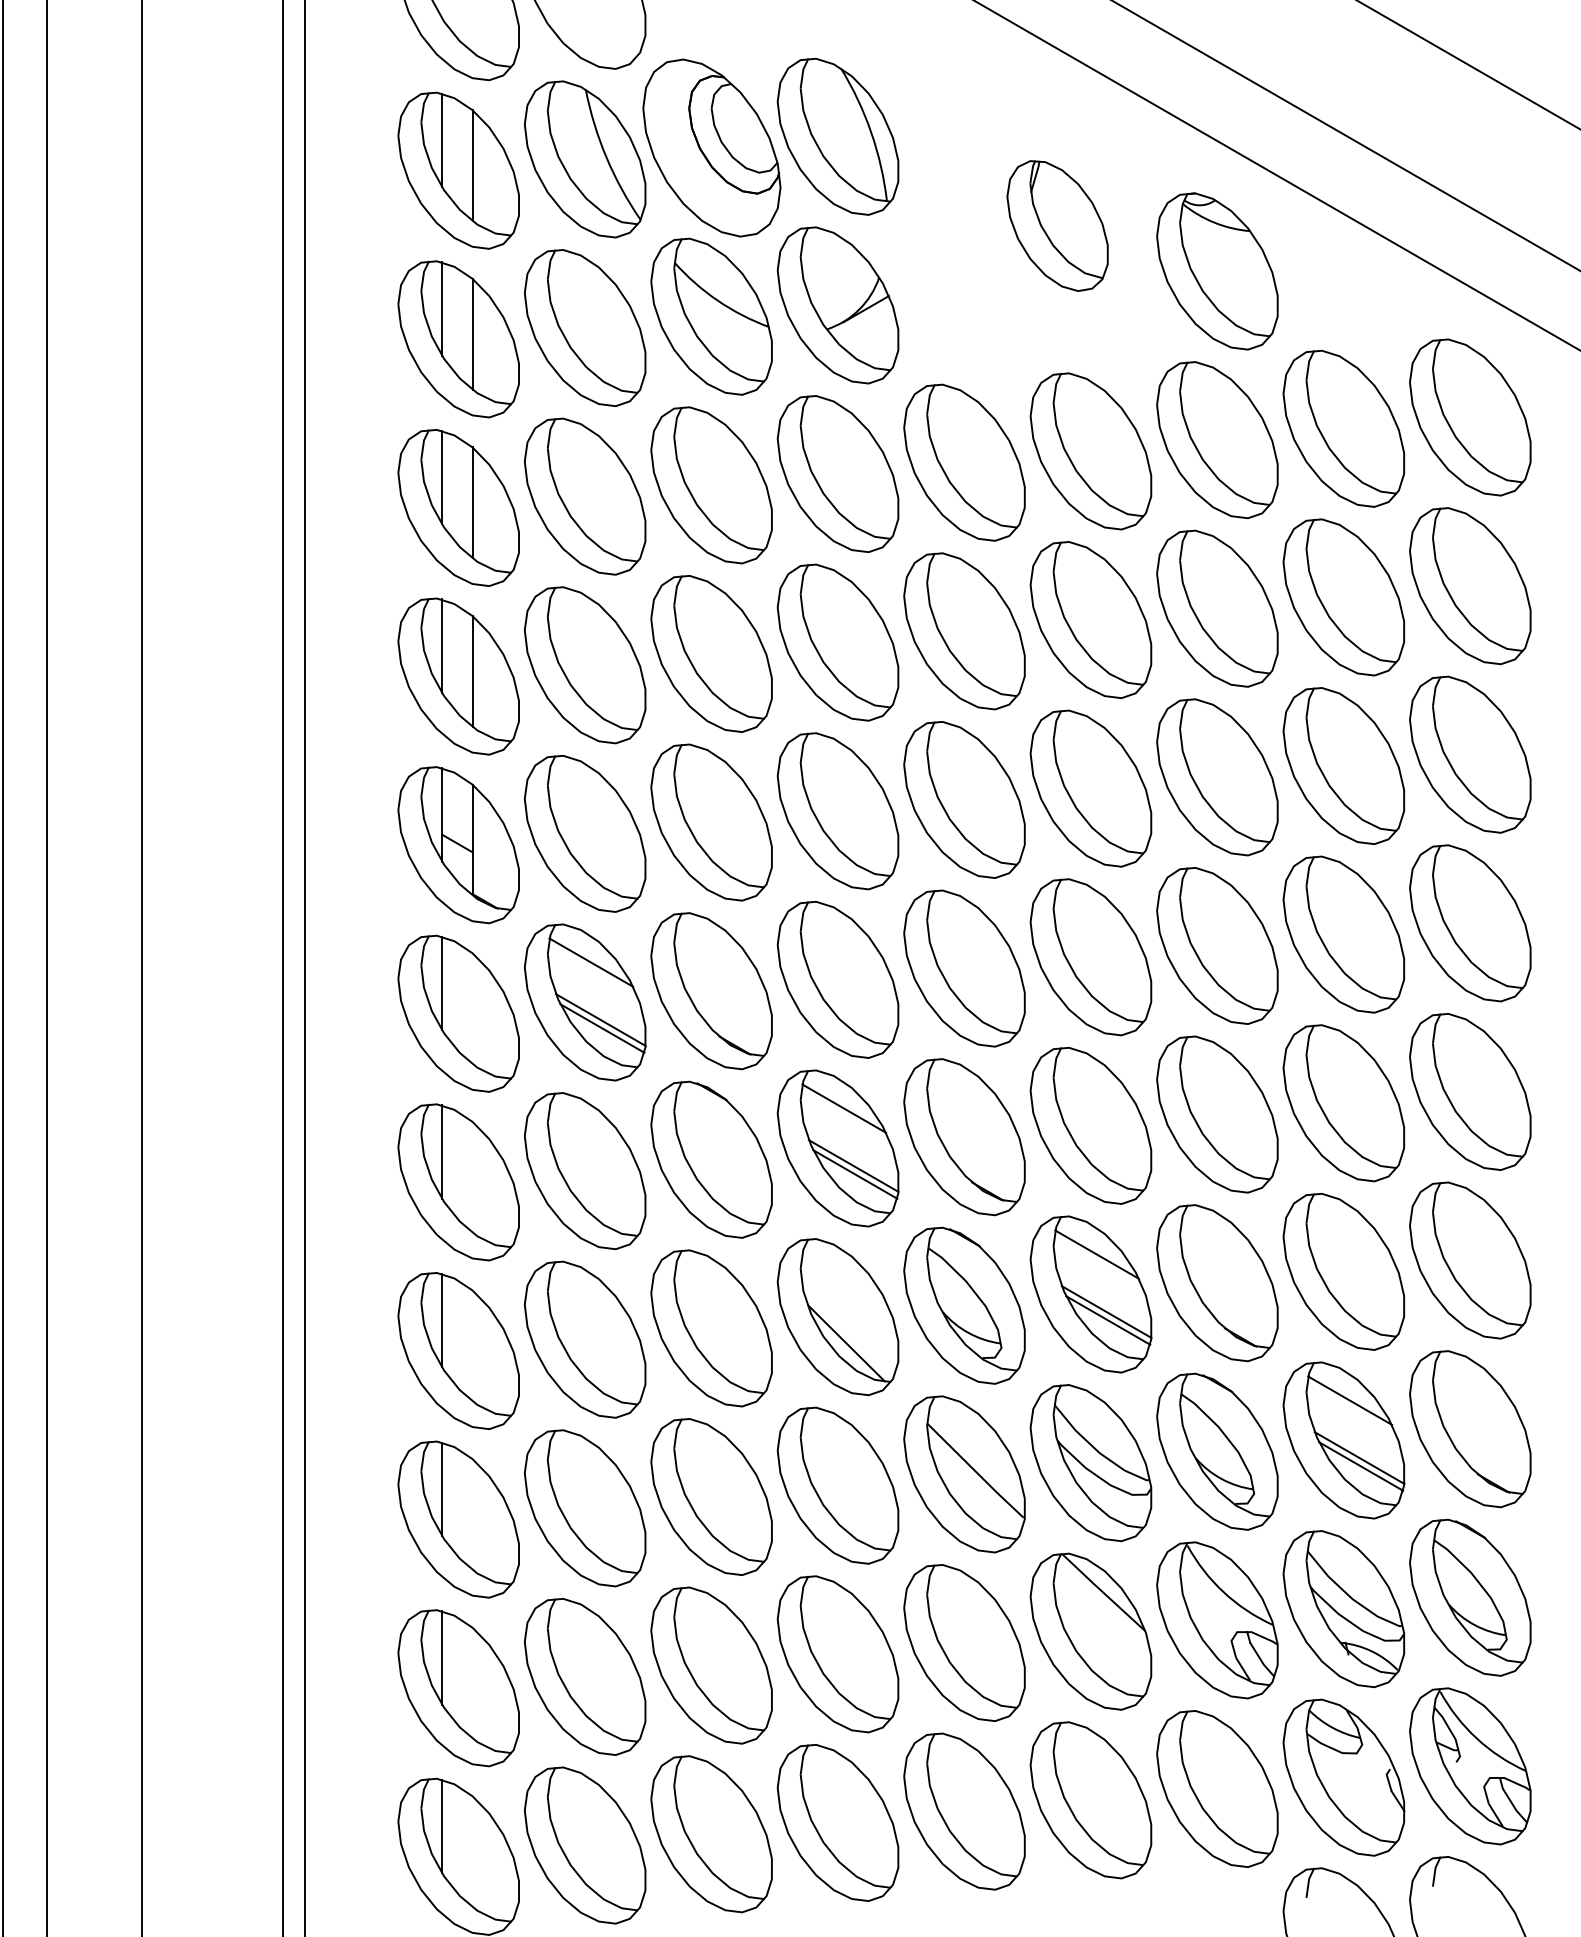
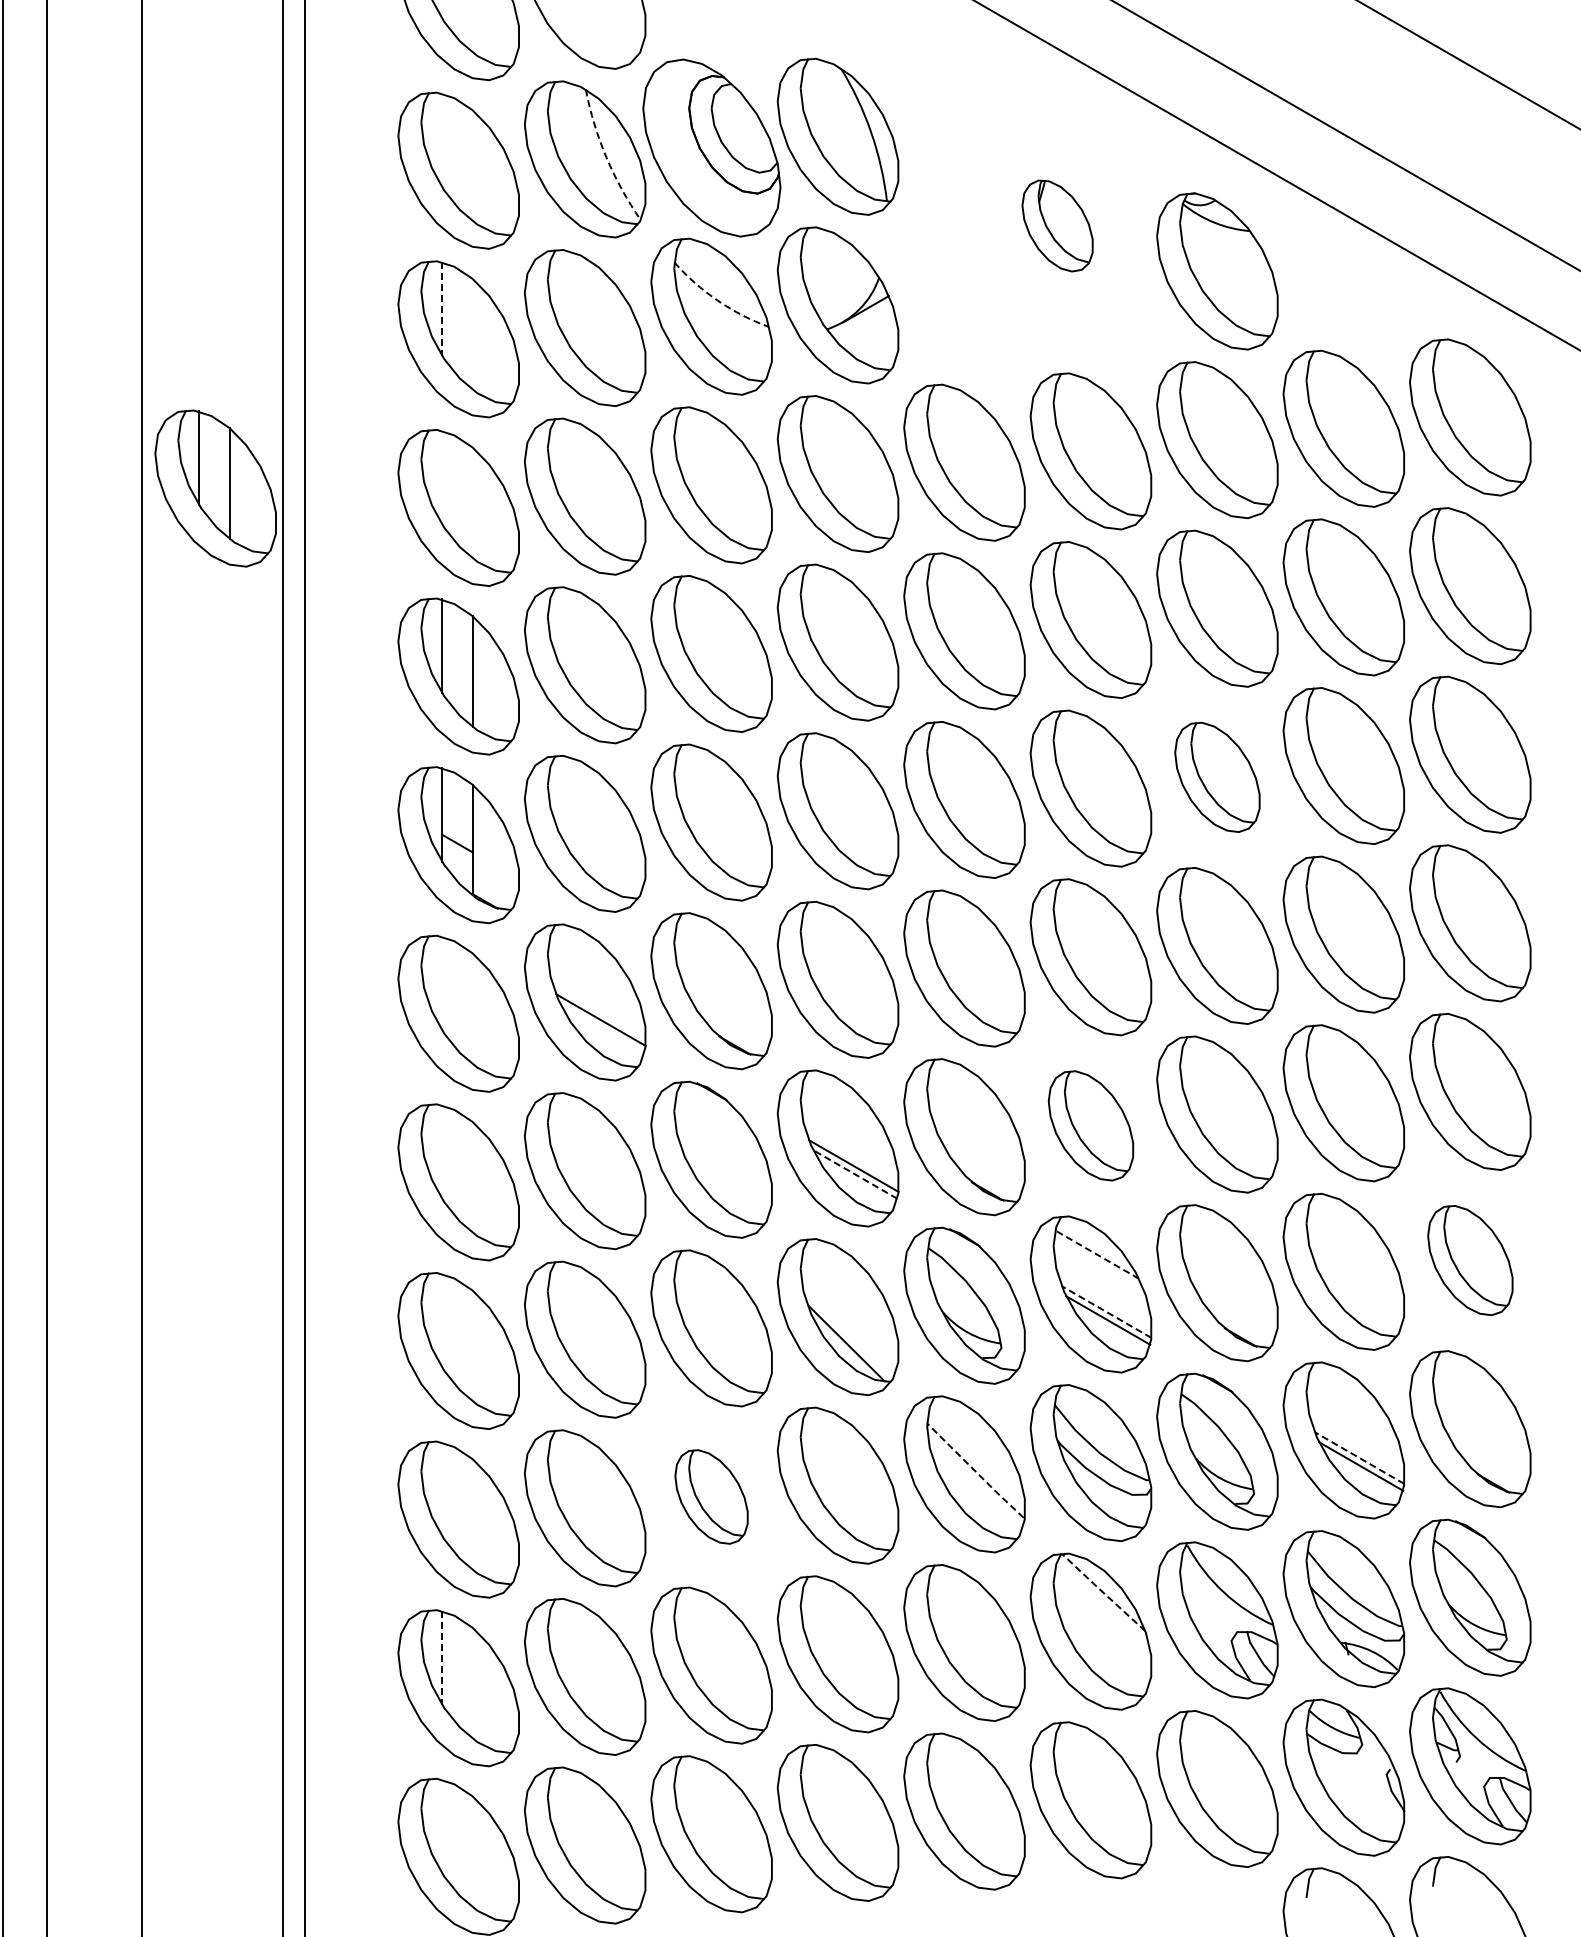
line: present -> none (442, 140)
arc: solid -> dashed (606, 157)
line: present -> none (472, 165)
part size: 103x132 px -> 73x94 px (1057, 225)
arc: solid -> dashed (717, 300)
line: solid -> dashed (442, 309)
line: present -> none (472, 333)
line: present -> none (442, 477)
part: none -> present (215, 488)
line: present -> none (472, 502)
part size: 123x159 px -> 87x112 px (1217, 776)
line: present -> none (591, 962)
line: present -> none (442, 983)
line: present -> none (602, 1028)
line: present -> none (844, 1108)
part size: 124x158 px -> 88x112 px (1090, 1125)
line: present -> none (442, 1151)
line: solid -> dashed (855, 1174)
line: solid -> dashed (1096, 1254)
part size: 123x159 px -> 87x112 px (1470, 1260)
line: solid -> dashed (1106, 1312)
line: present -> none (442, 1320)
line: present -> none (1349, 1400)
line: solid -> dashed (1359, 1458)
line: solid -> dashed (975, 1471)
line: present -> none (442, 1489)
part size: 123x158 px -> 75x96 px (711, 1496)
line: solid -> dashed (1102, 1592)
line: solid -> dashed (442, 1657)
line: present -> none (442, 1826)
